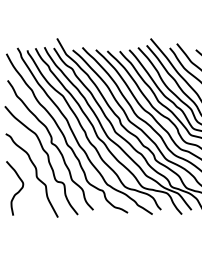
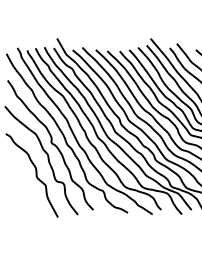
curve: present -> none (18, 190)
